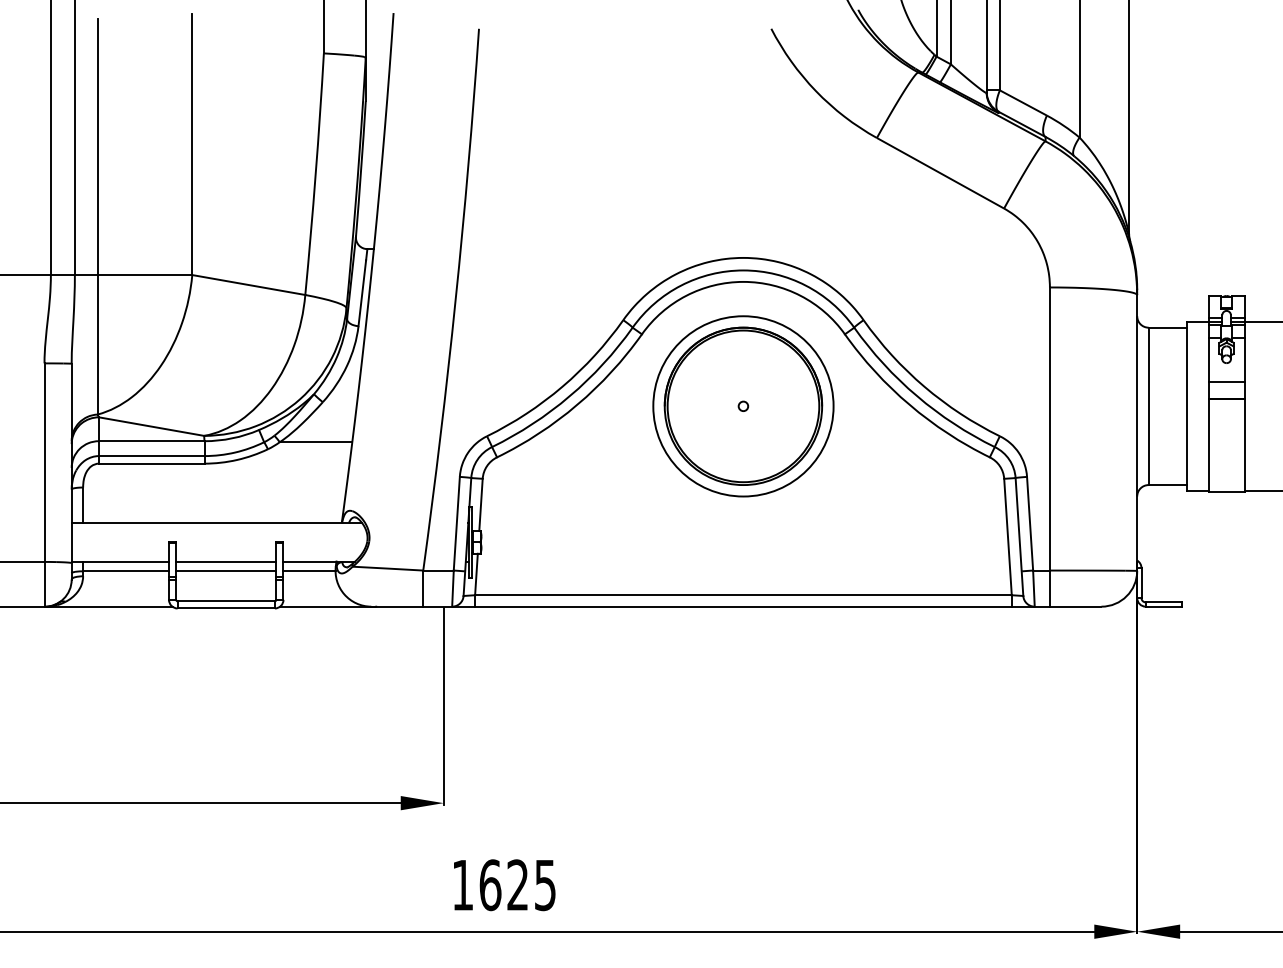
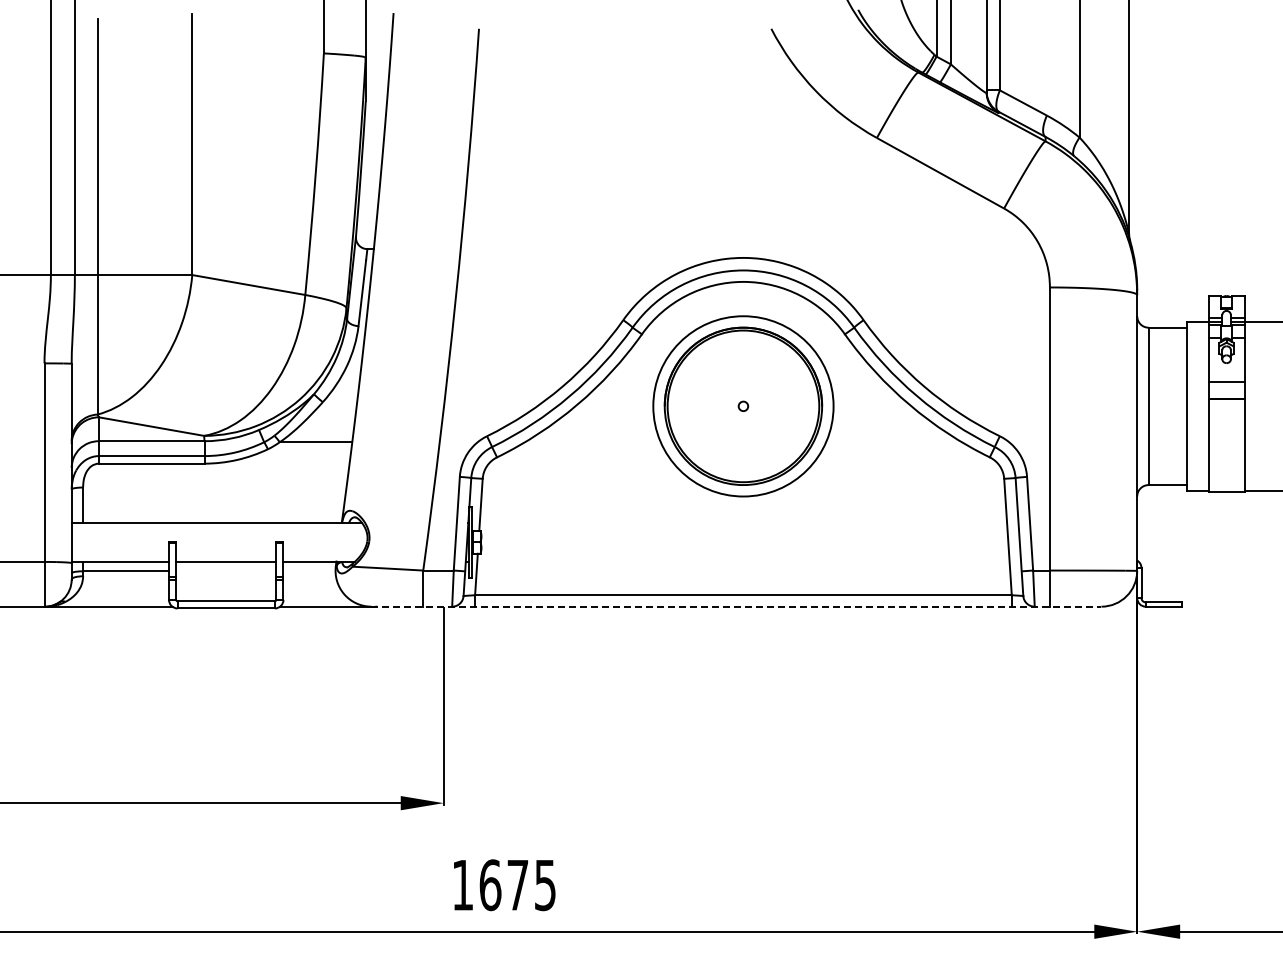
line: present -> none (226, 571)
line: present -> none (309, 571)
line: solid -> dashed (736, 606)
text: 1625 -> 1675 (517, 884)
